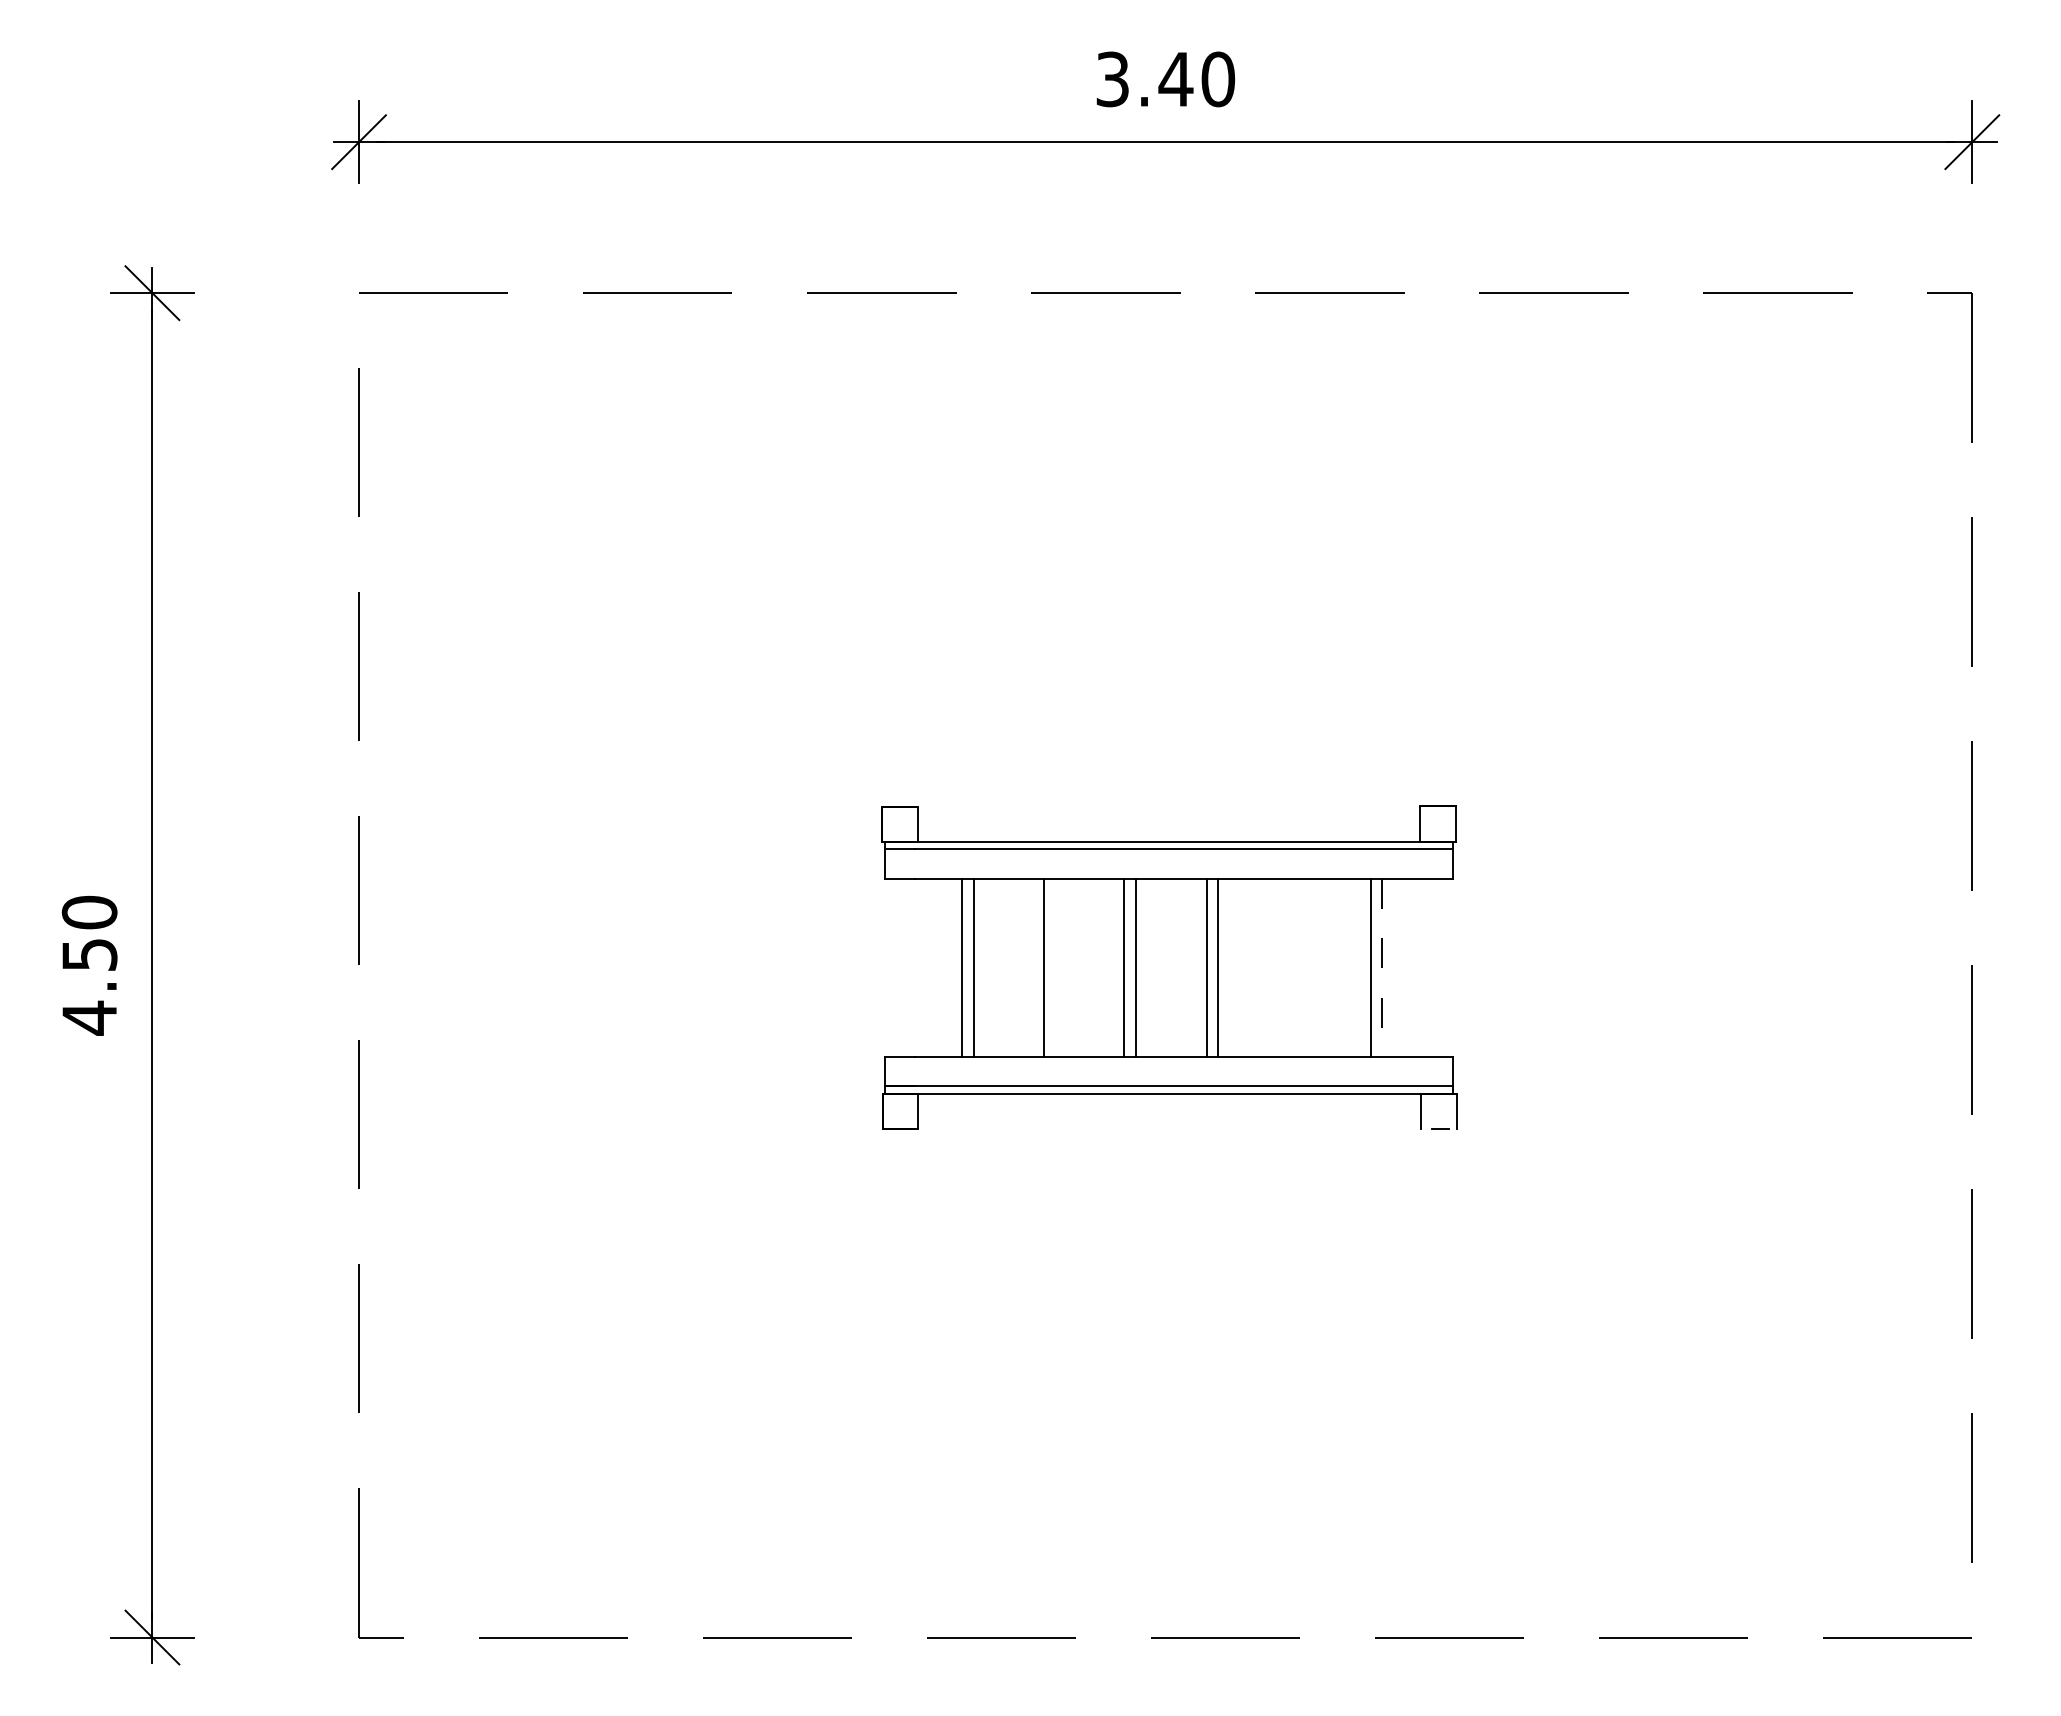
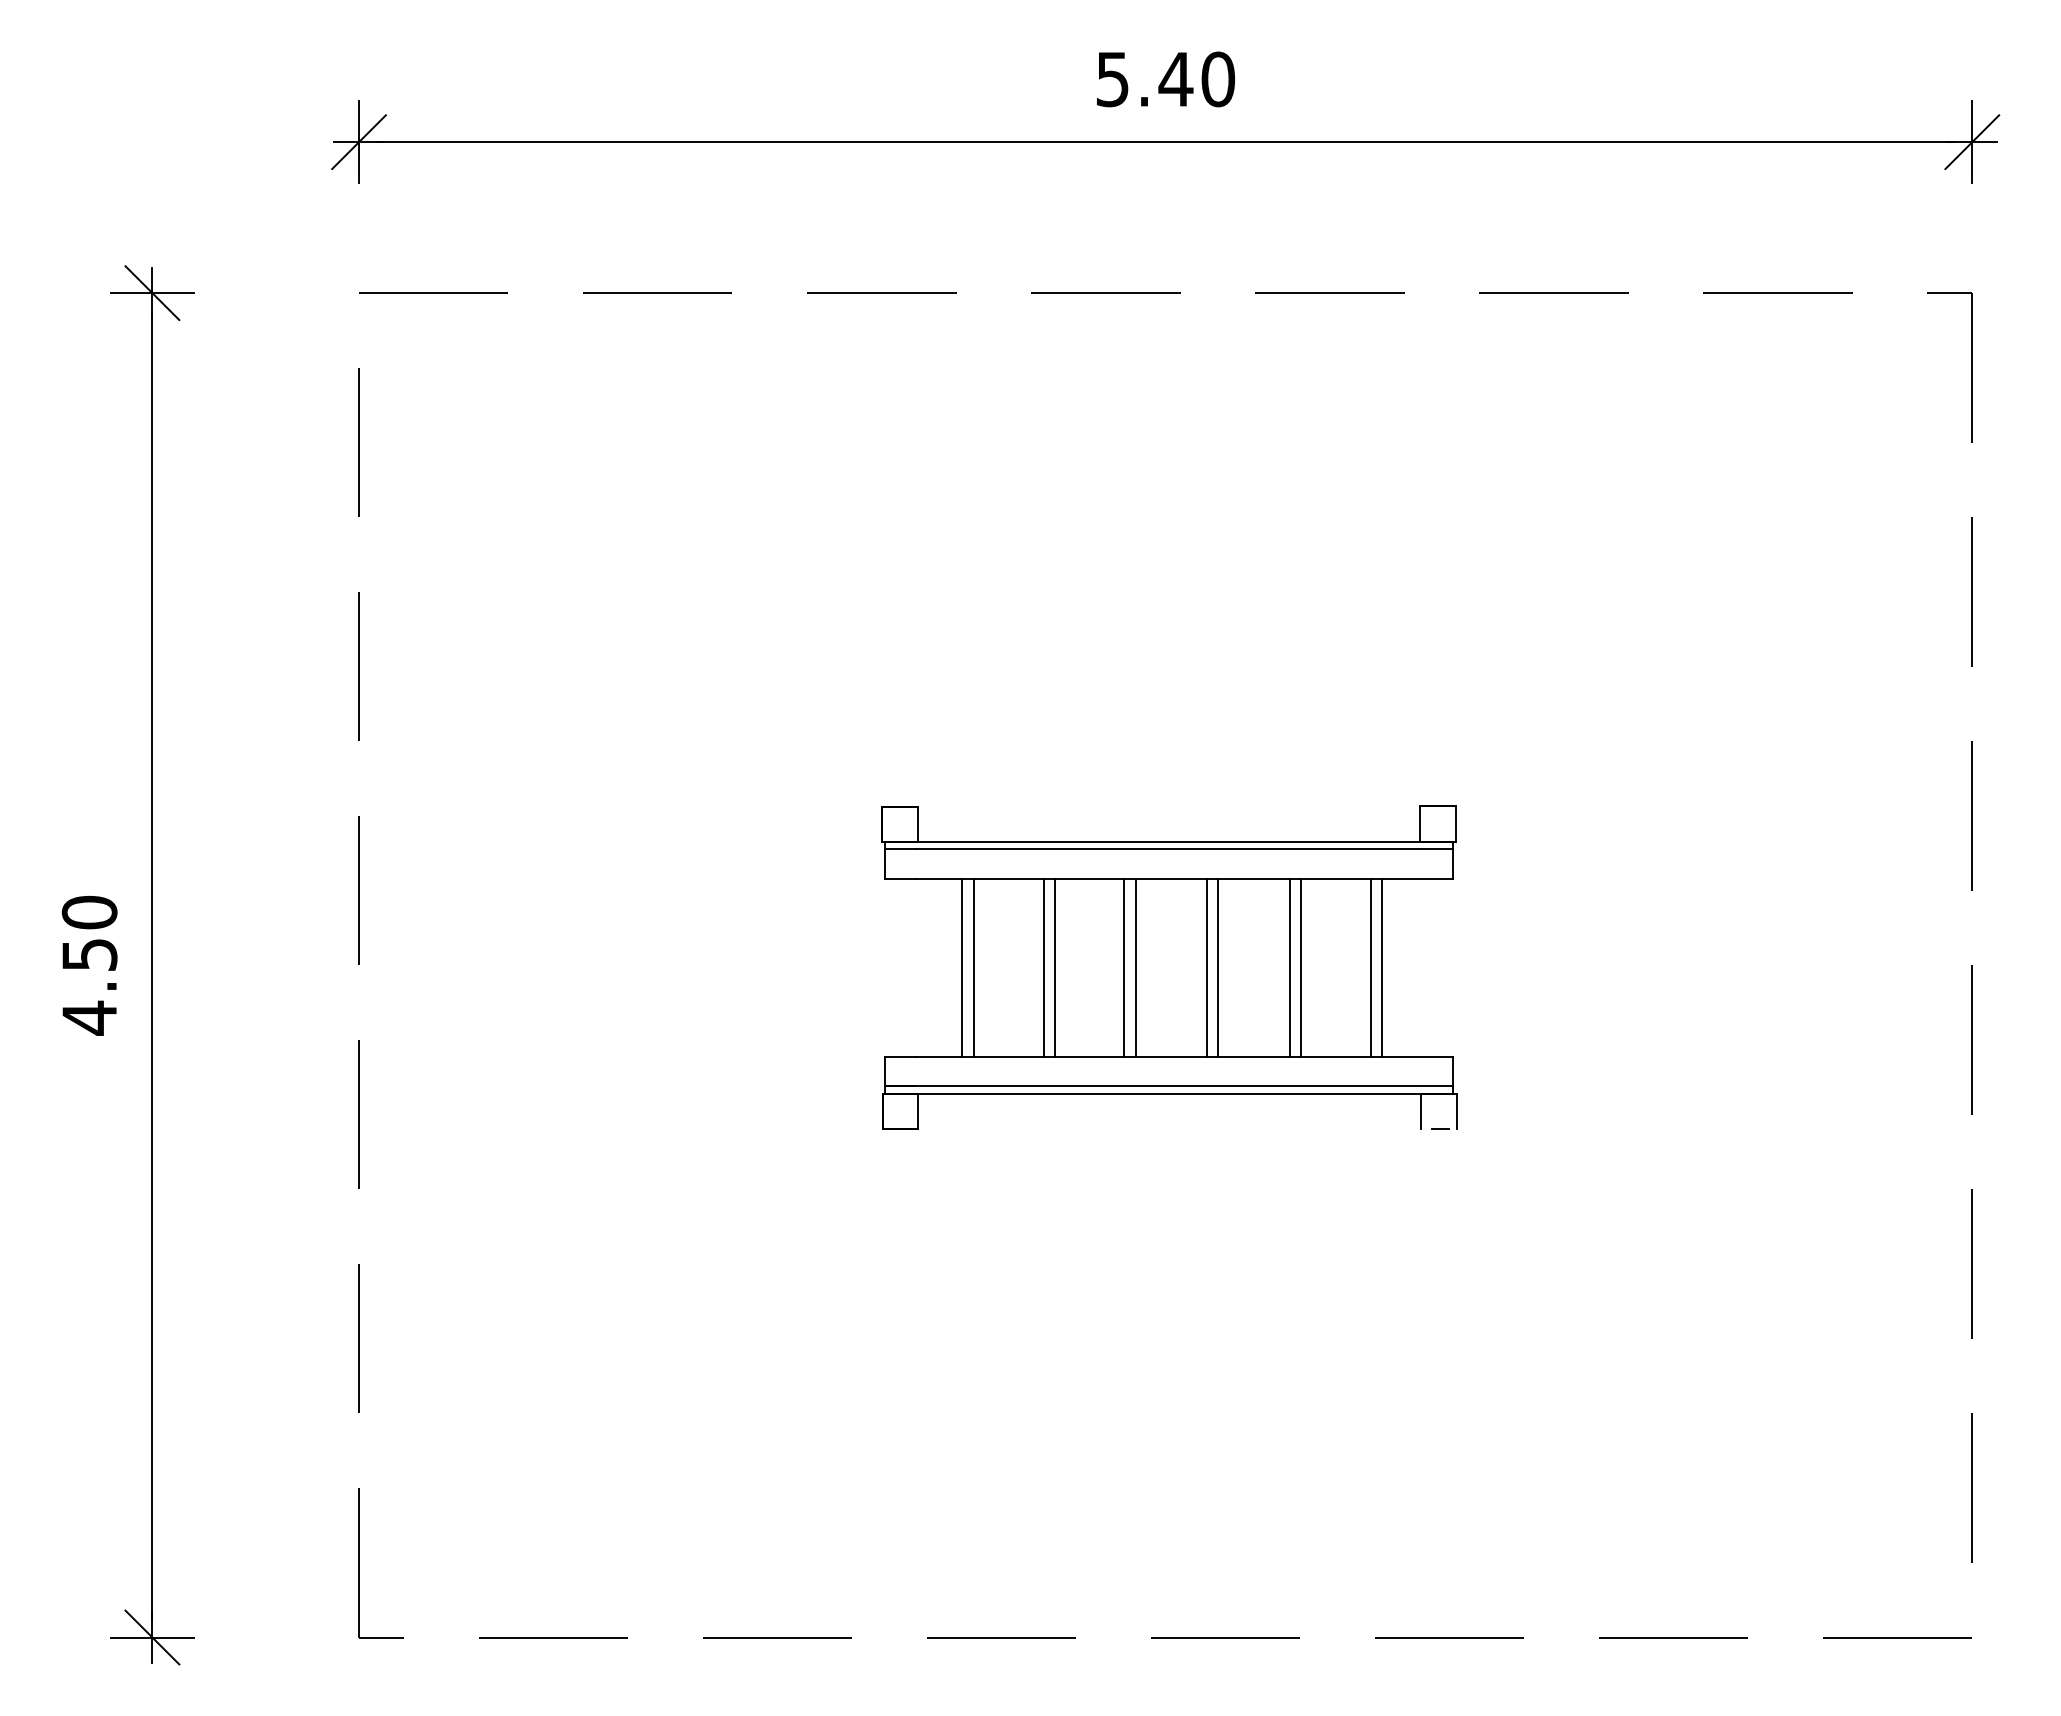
text: 3.40 -> 5.40 (1112, 78)
line: none -> present (1055, 967)
line: none -> present (1289, 967)
line: none -> present (1301, 967)
line: dashed -> solid (1382, 967)
